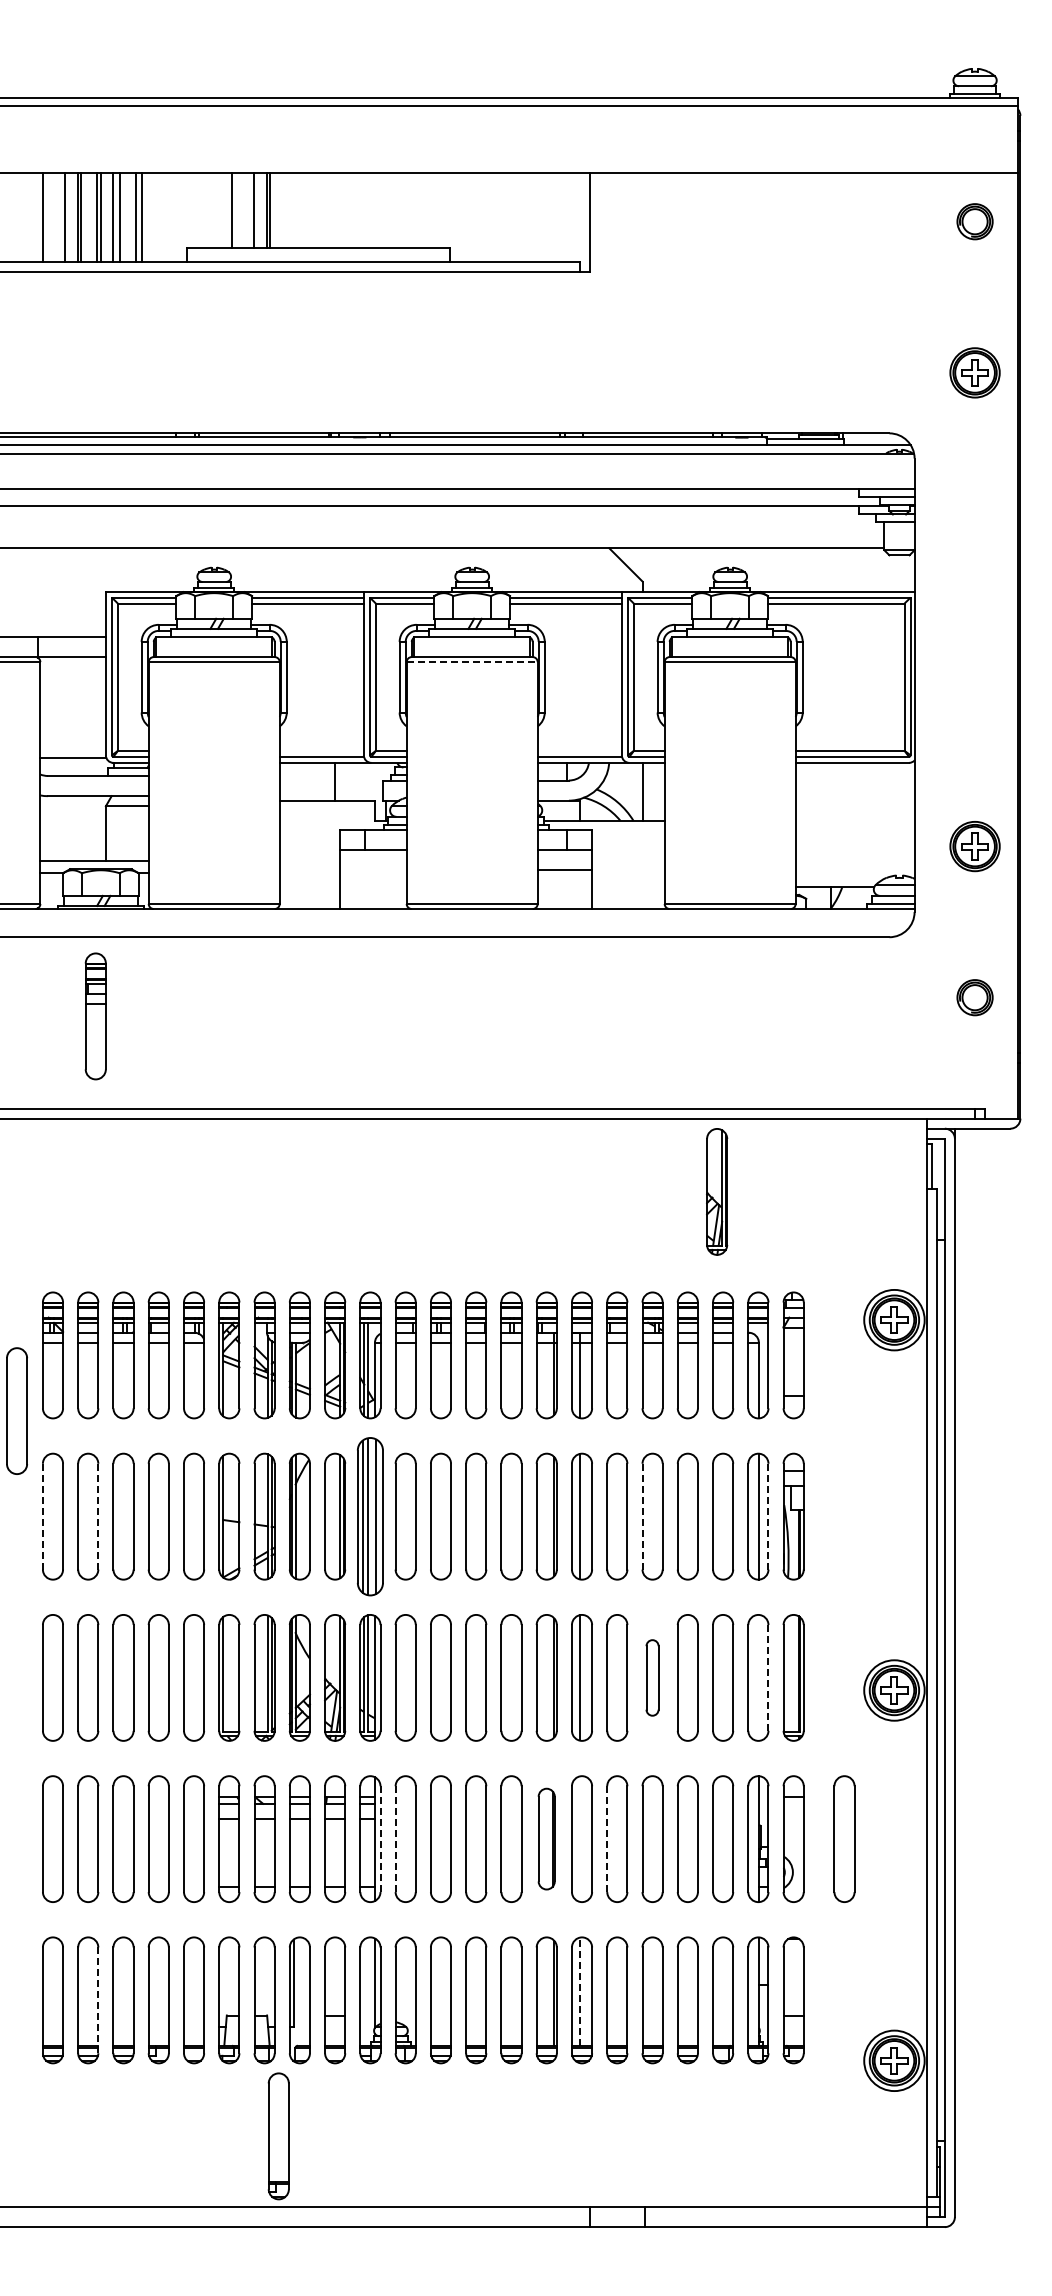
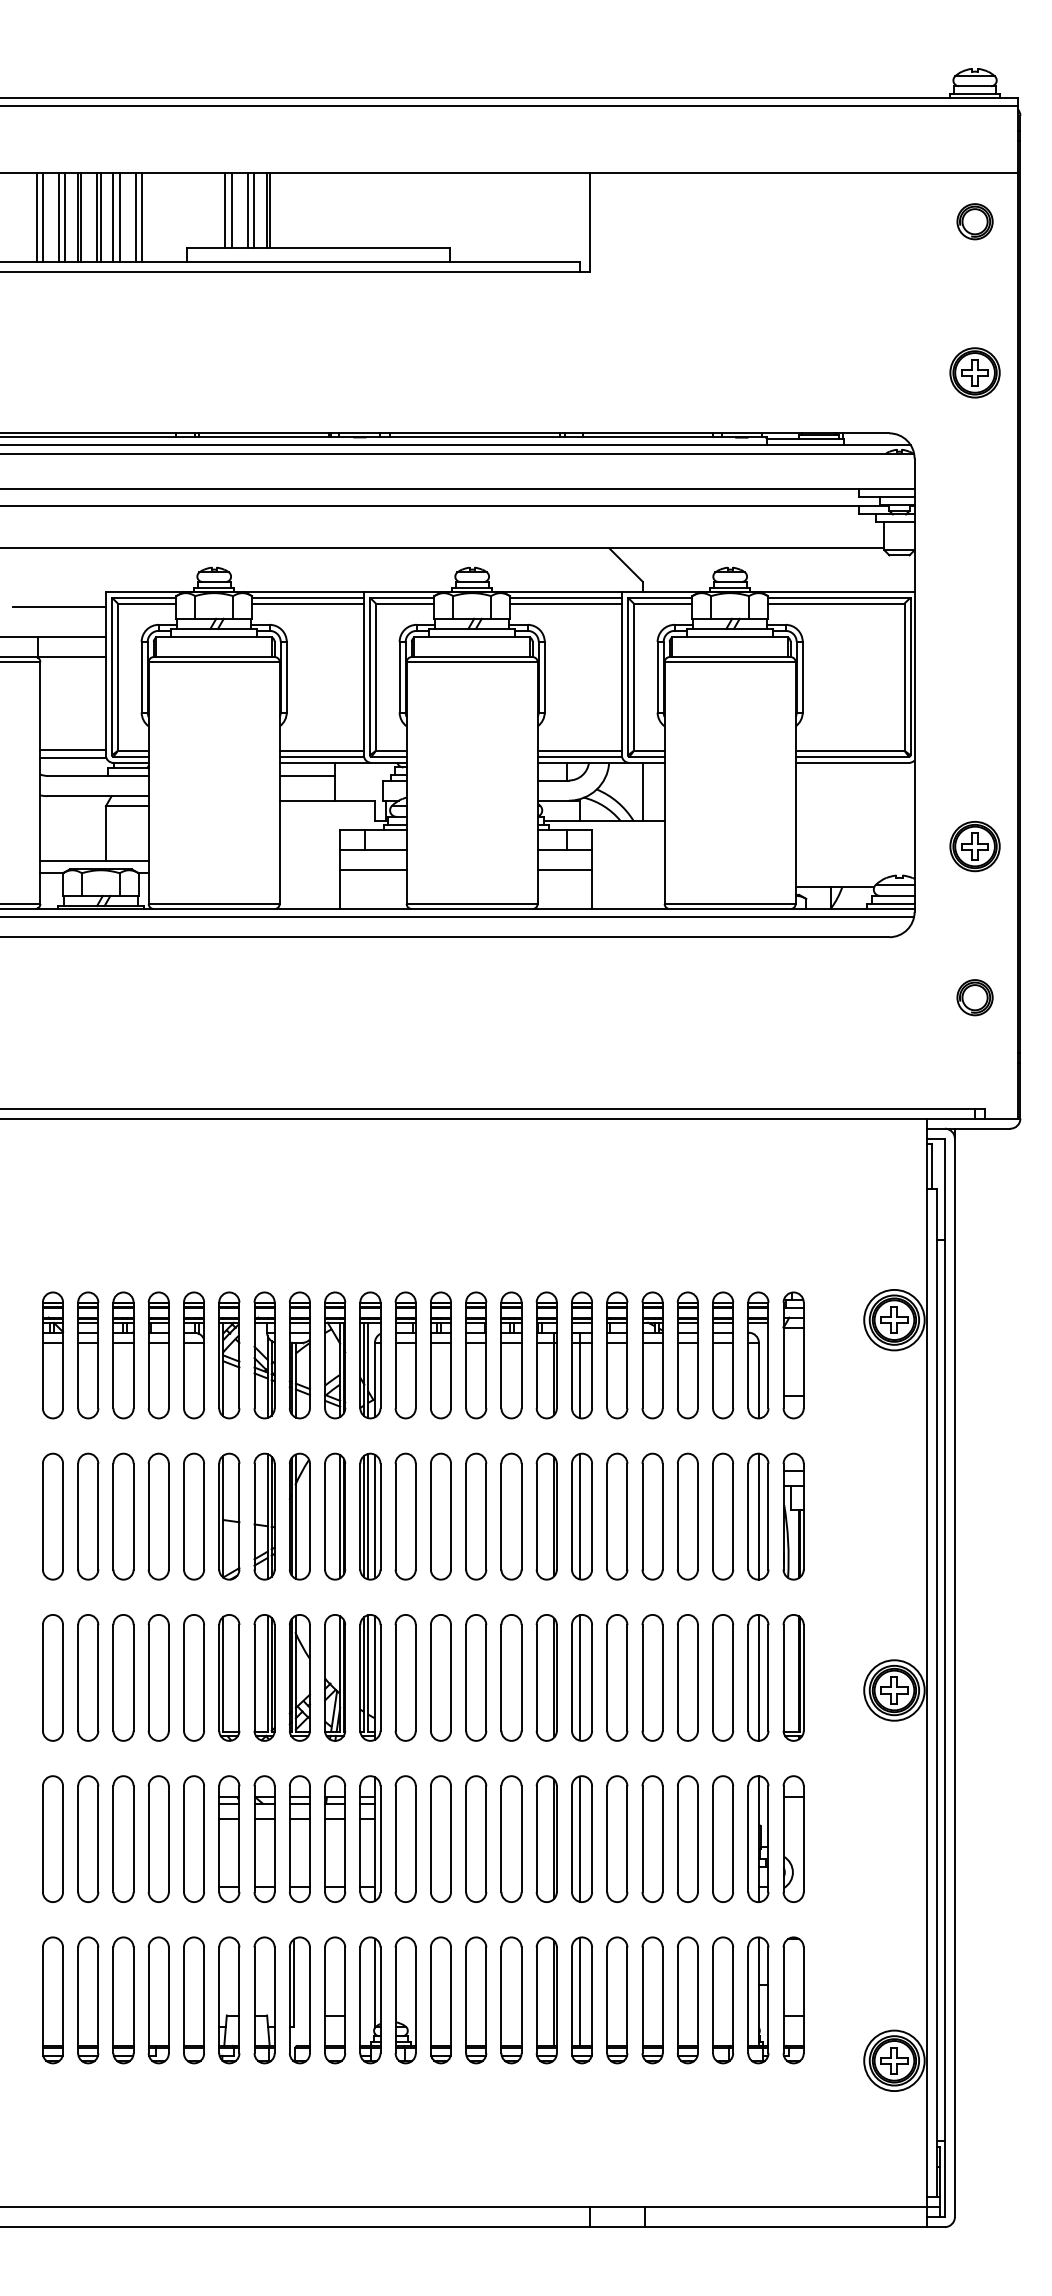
line: none -> present (225, 210)
line: none -> present (247, 210)
line: none -> present (36, 217)
line: none -> present (59, 217)
line: none -> present (58, 606)
line: dashed -> solid (472, 662)
line: none -> present (72, 750)
line: none -> present (321, 750)
line: none -> present (579, 750)
line: none -> present (307, 776)
line: none -> present (373, 870)
line: none -> present (457, 917)
part: present -> none (95, 1016)
part: present -> none (717, 1191)
part: present -> none (16, 1410)
line: dashed -> solid (42, 1516)
line: dashed -> solid (98, 1516)
part size: 28x160 px -> 23x129 px (370, 1516)
line: dashed -> solid (642, 1516)
line: dashed -> solid (768, 1516)
part size: 15x78 px -> 23x128 px (652, 1677)
line: none -> present (758, 1677)
line: dashed -> solid (768, 1677)
part size: 19x104 px -> 23x128 px (546, 1838)
line: none -> present (579, 1838)
part: present -> none (844, 1838)
line: dashed -> solid (380, 1839)
line: dashed -> solid (395, 1839)
line: dashed -> solid (607, 1839)
line: dashed -> solid (579, 1991)
line: dashed -> solid (98, 2000)
part: present -> none (278, 2136)
